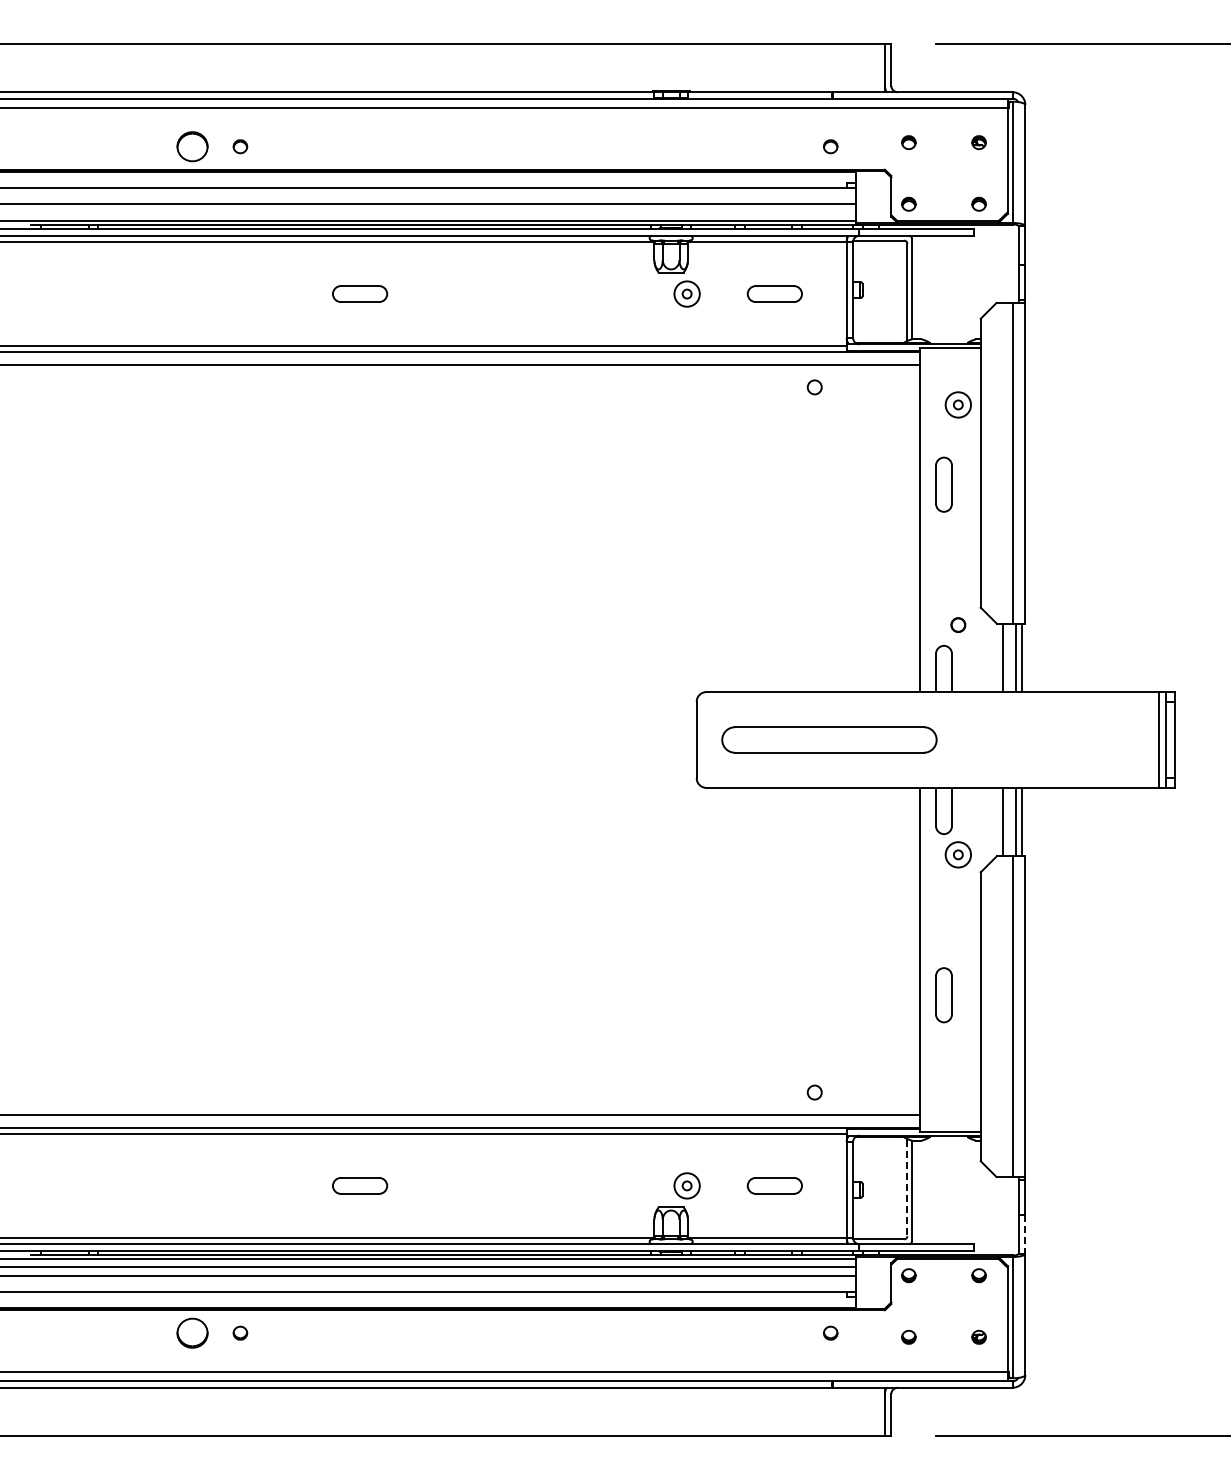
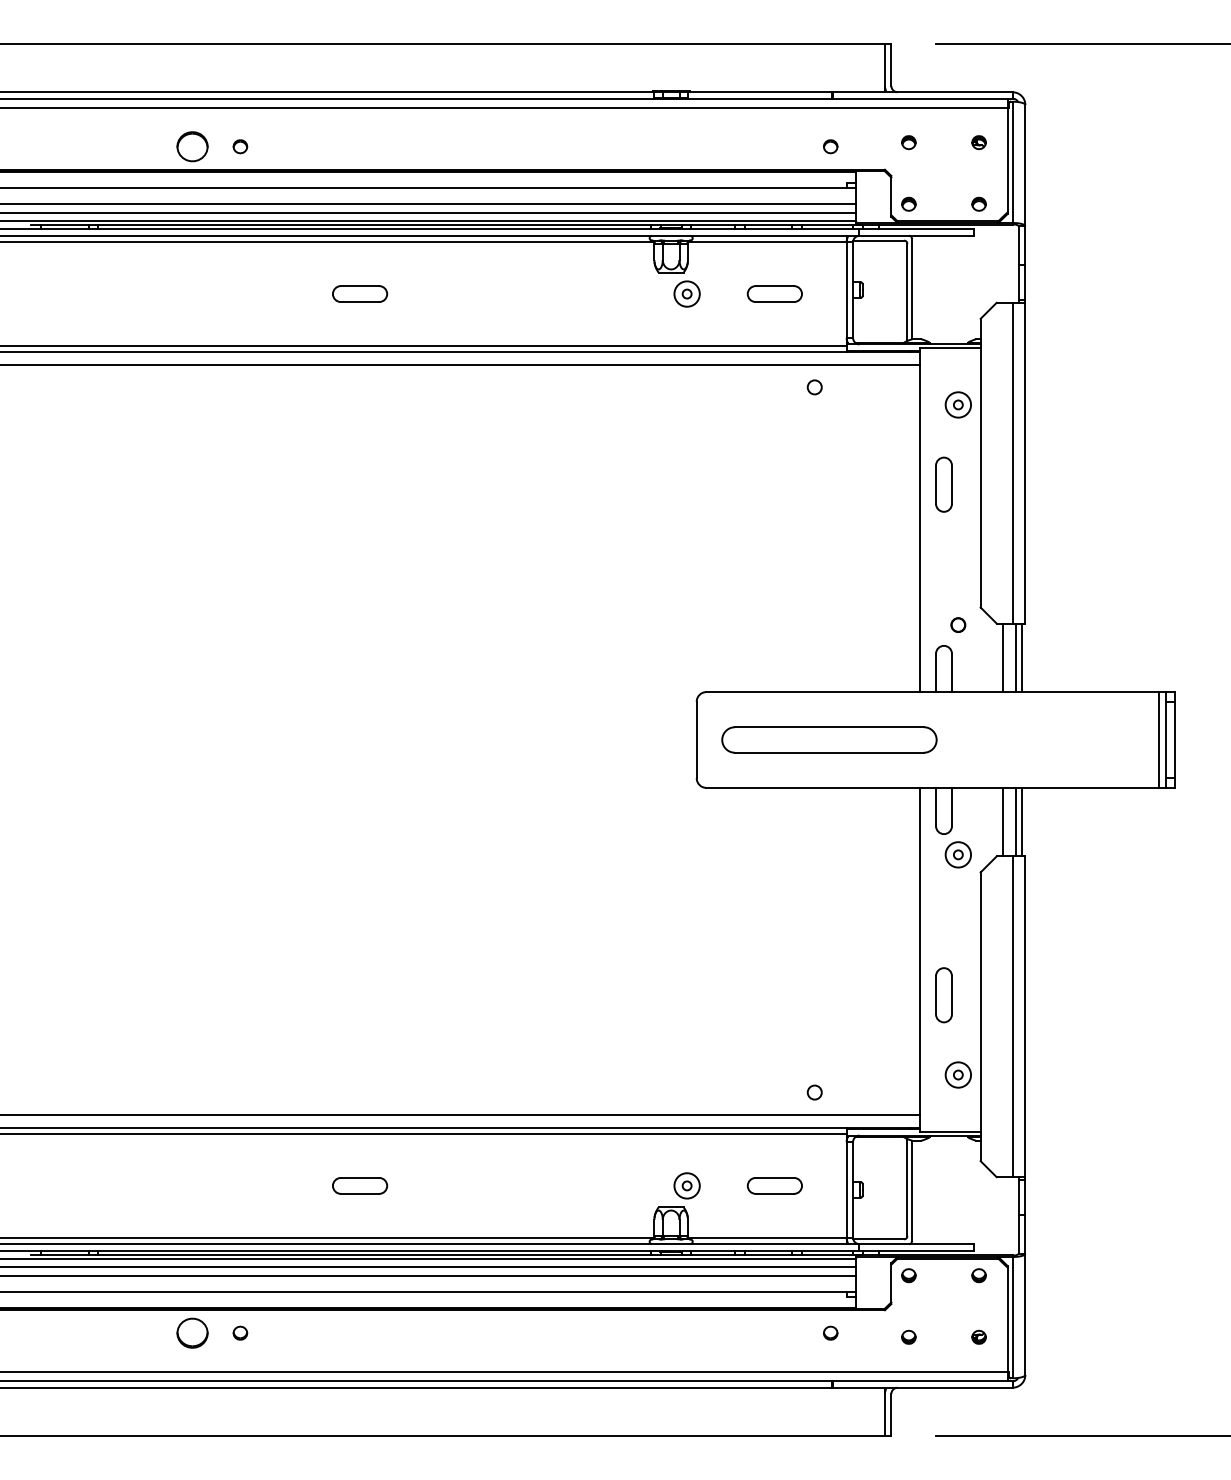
line: none -> present (429, 212)
part: none -> present (957, 1074)
line: dashed -> solid (907, 1188)
line: dashed -> solid (1025, 1235)
